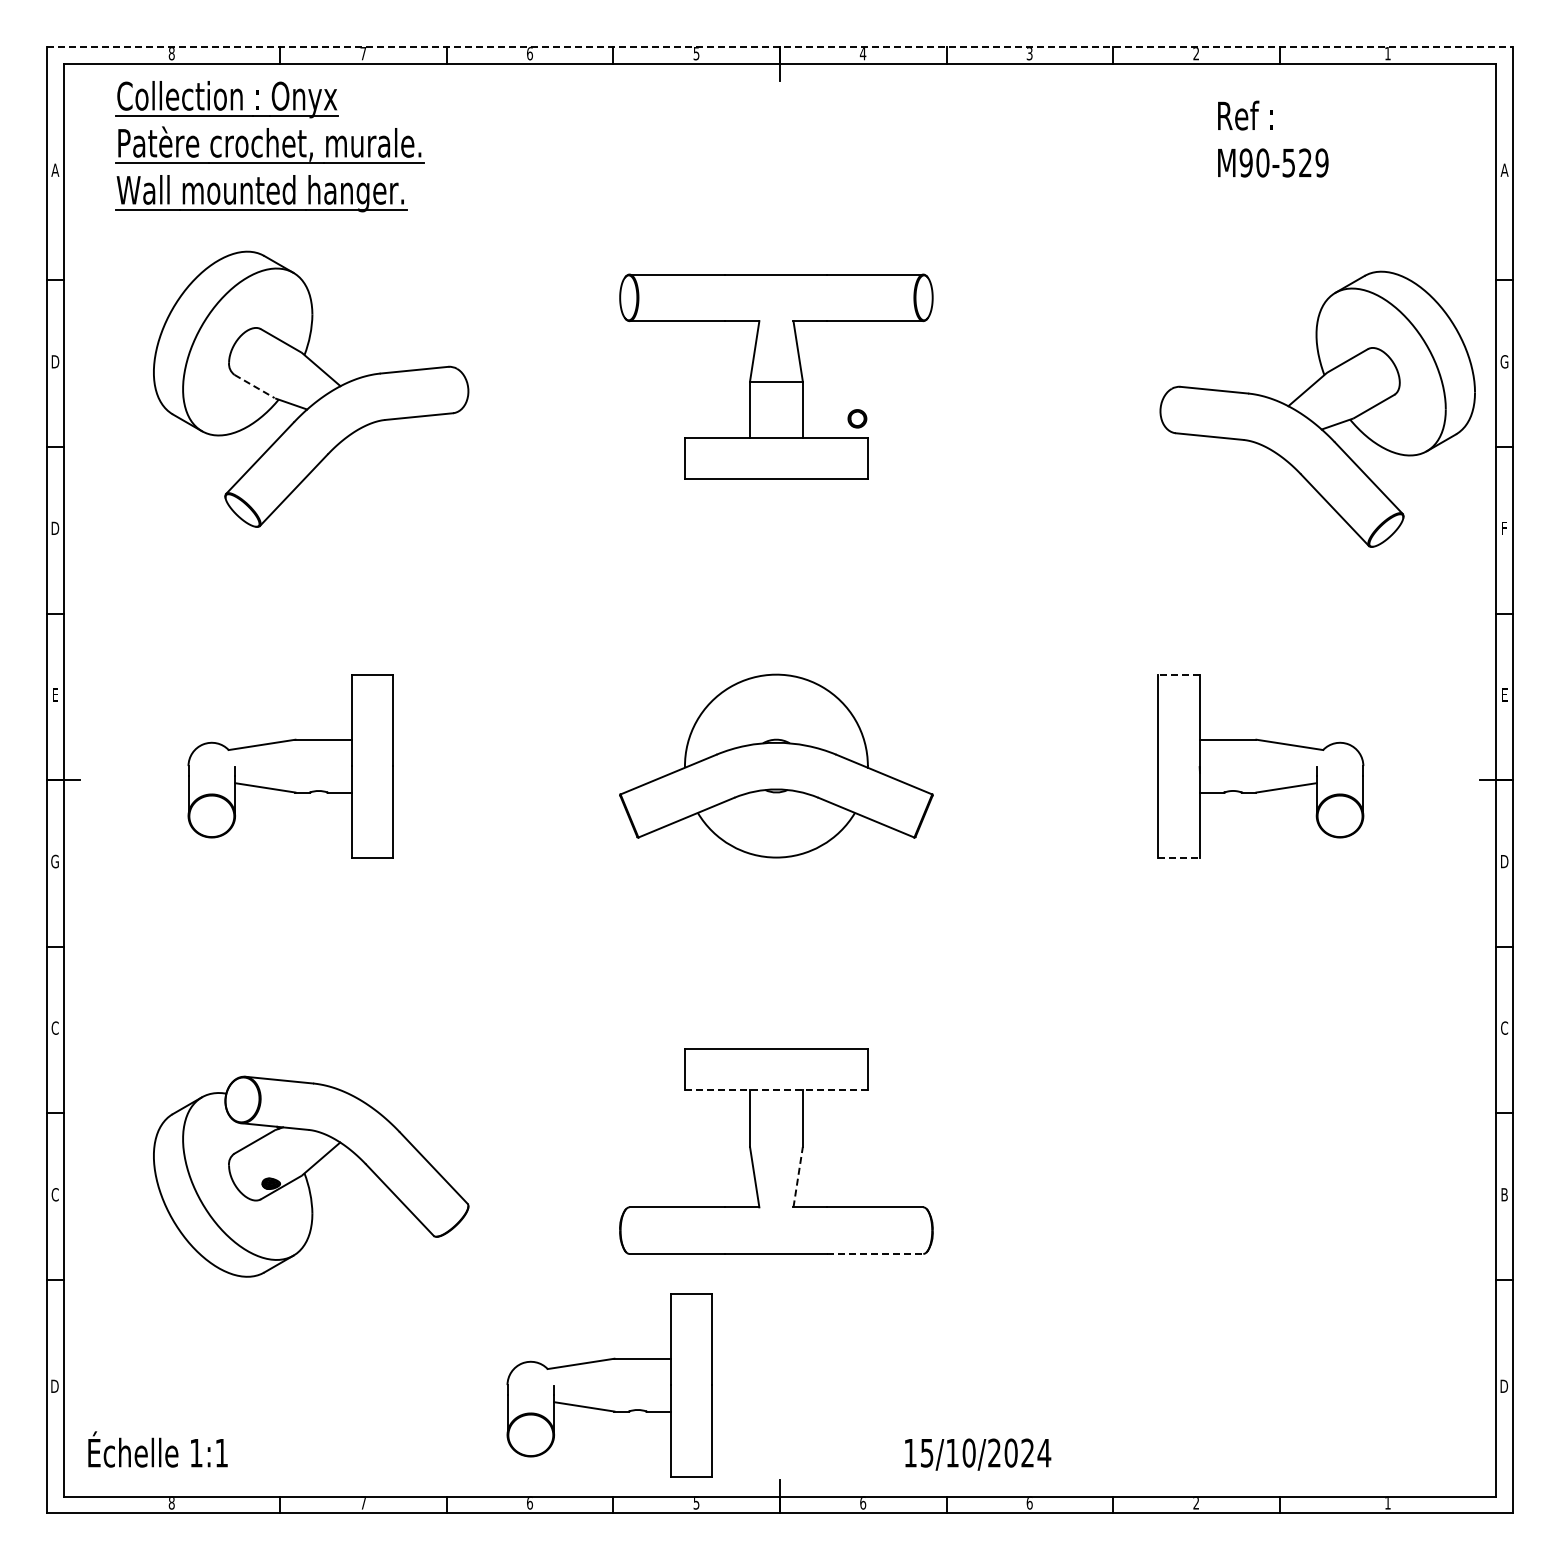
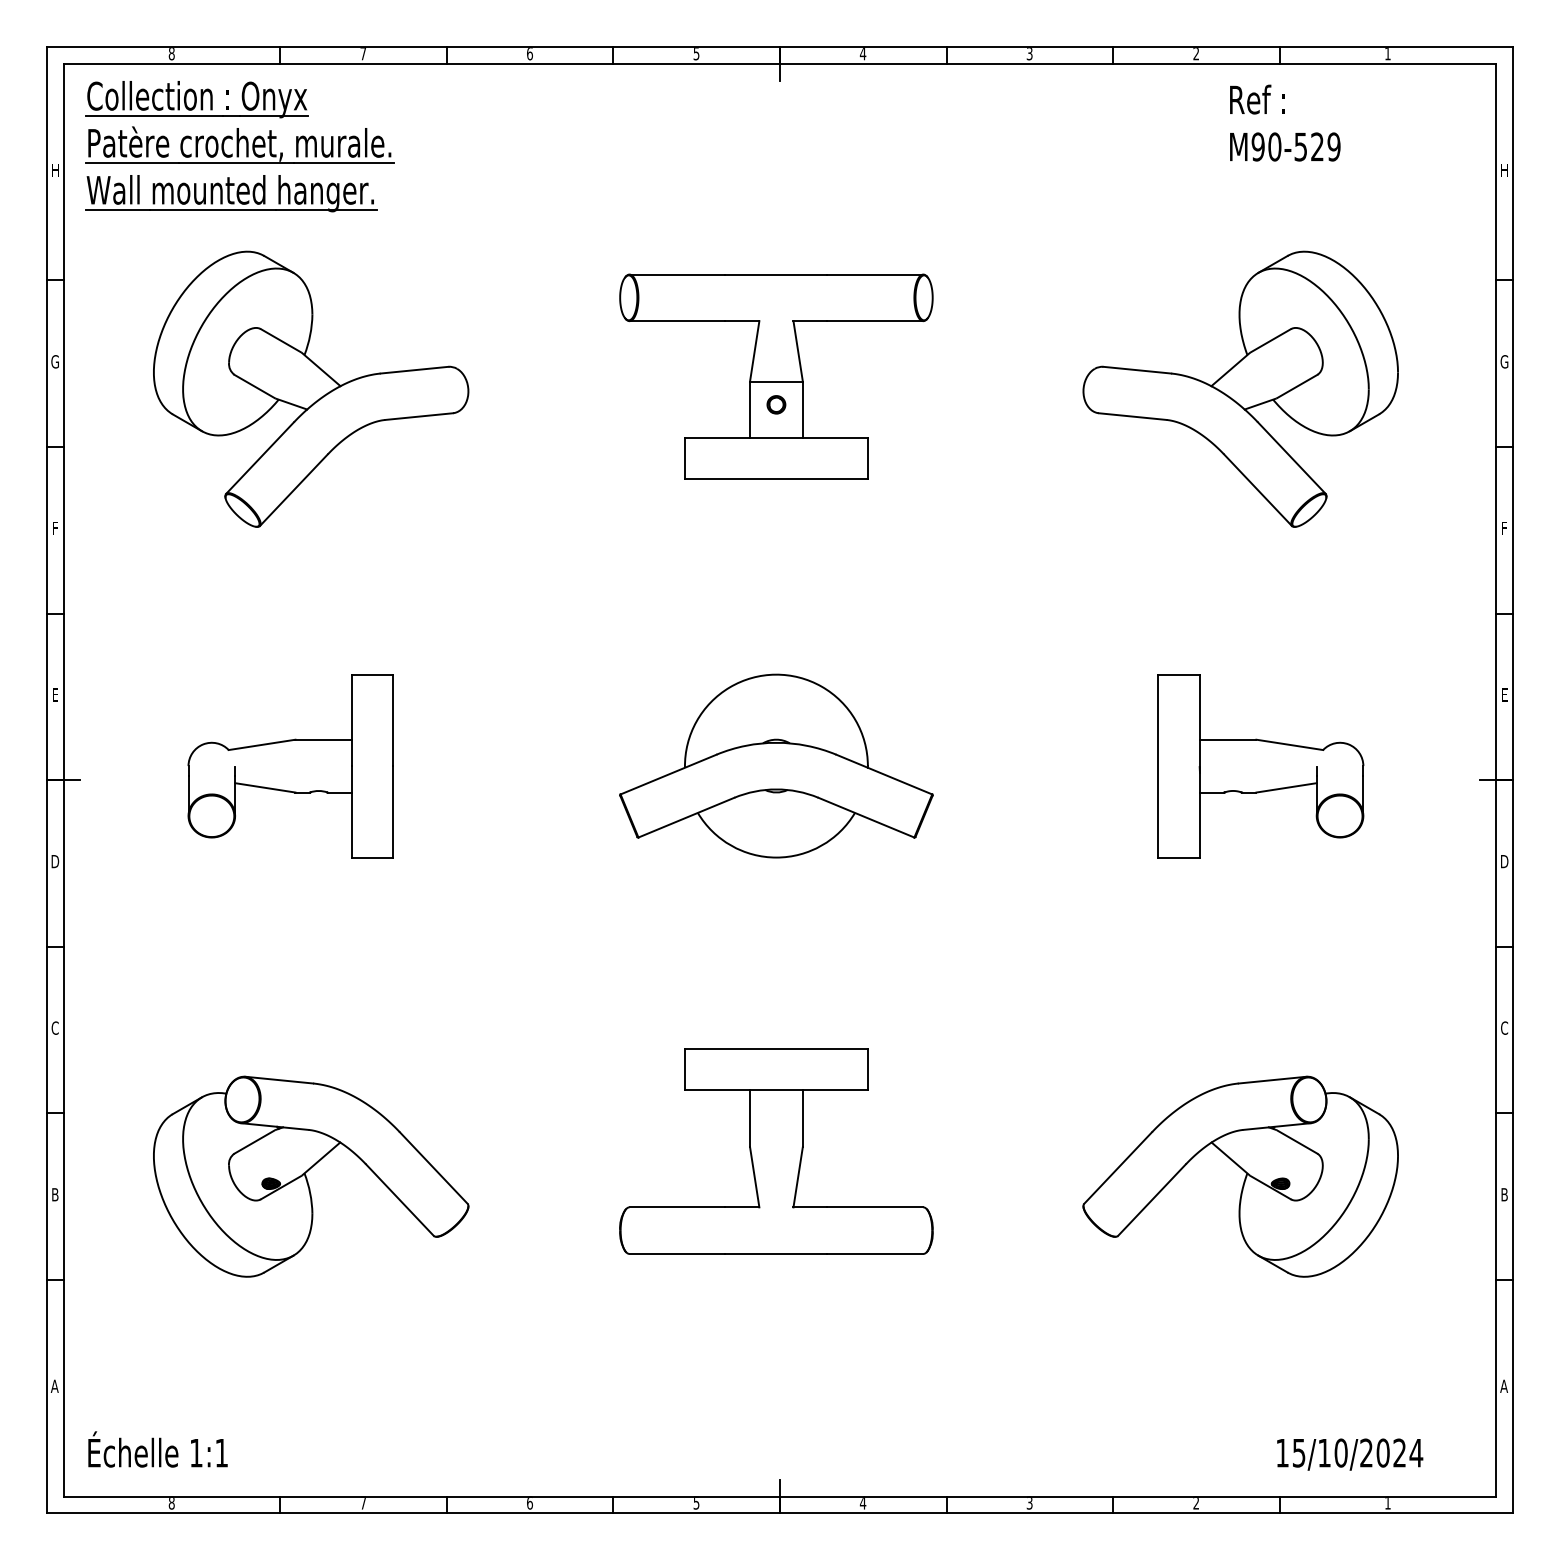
line: dashed -> solid (780, 47)
text position: (1273, 138) -> (1285, 122) (1285, 122)
part position: (269, 146) -> (239, 146) (239, 146)
text: A -> H (55, 169)
text: A -> H (1504, 169)
text: D -> G (55, 361)
line: dashed -> solid (254, 386)
part position: (1317, 408) -> (1240, 388) (1240, 388)
part position: (857, 418) -> (776, 404) (776, 404)
text: D -> F (55, 527)
line: dashed -> solid (1179, 674)
line: dashed -> solid (1179, 857)
text: G -> D (55, 861)
line: dashed -> solid (775, 1090)
part: none -> present (1240, 1176)
line: dashed -> solid (798, 1177)
text: C -> B (54, 1194)
line: dashed -> solid (875, 1253)
text: D -> A (54, 1385)
part: present -> none (609, 1385)
text: D -> A (1504, 1385)
text position: (978, 1454) -> (1350, 1454) (1350, 1454)
text: 6 -> 4 (862, 1503)
text: 6 -> 3 (1029, 1503)
